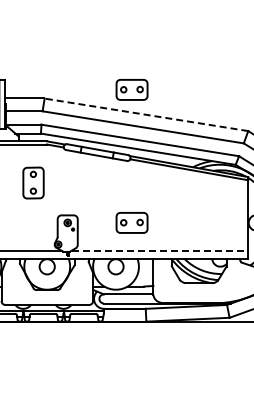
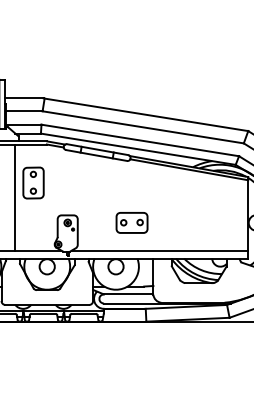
part: present -> none (131, 89)
line: dashed -> solid (146, 114)
line: none -> present (15, 197)
line: dashed -> solid (160, 250)
